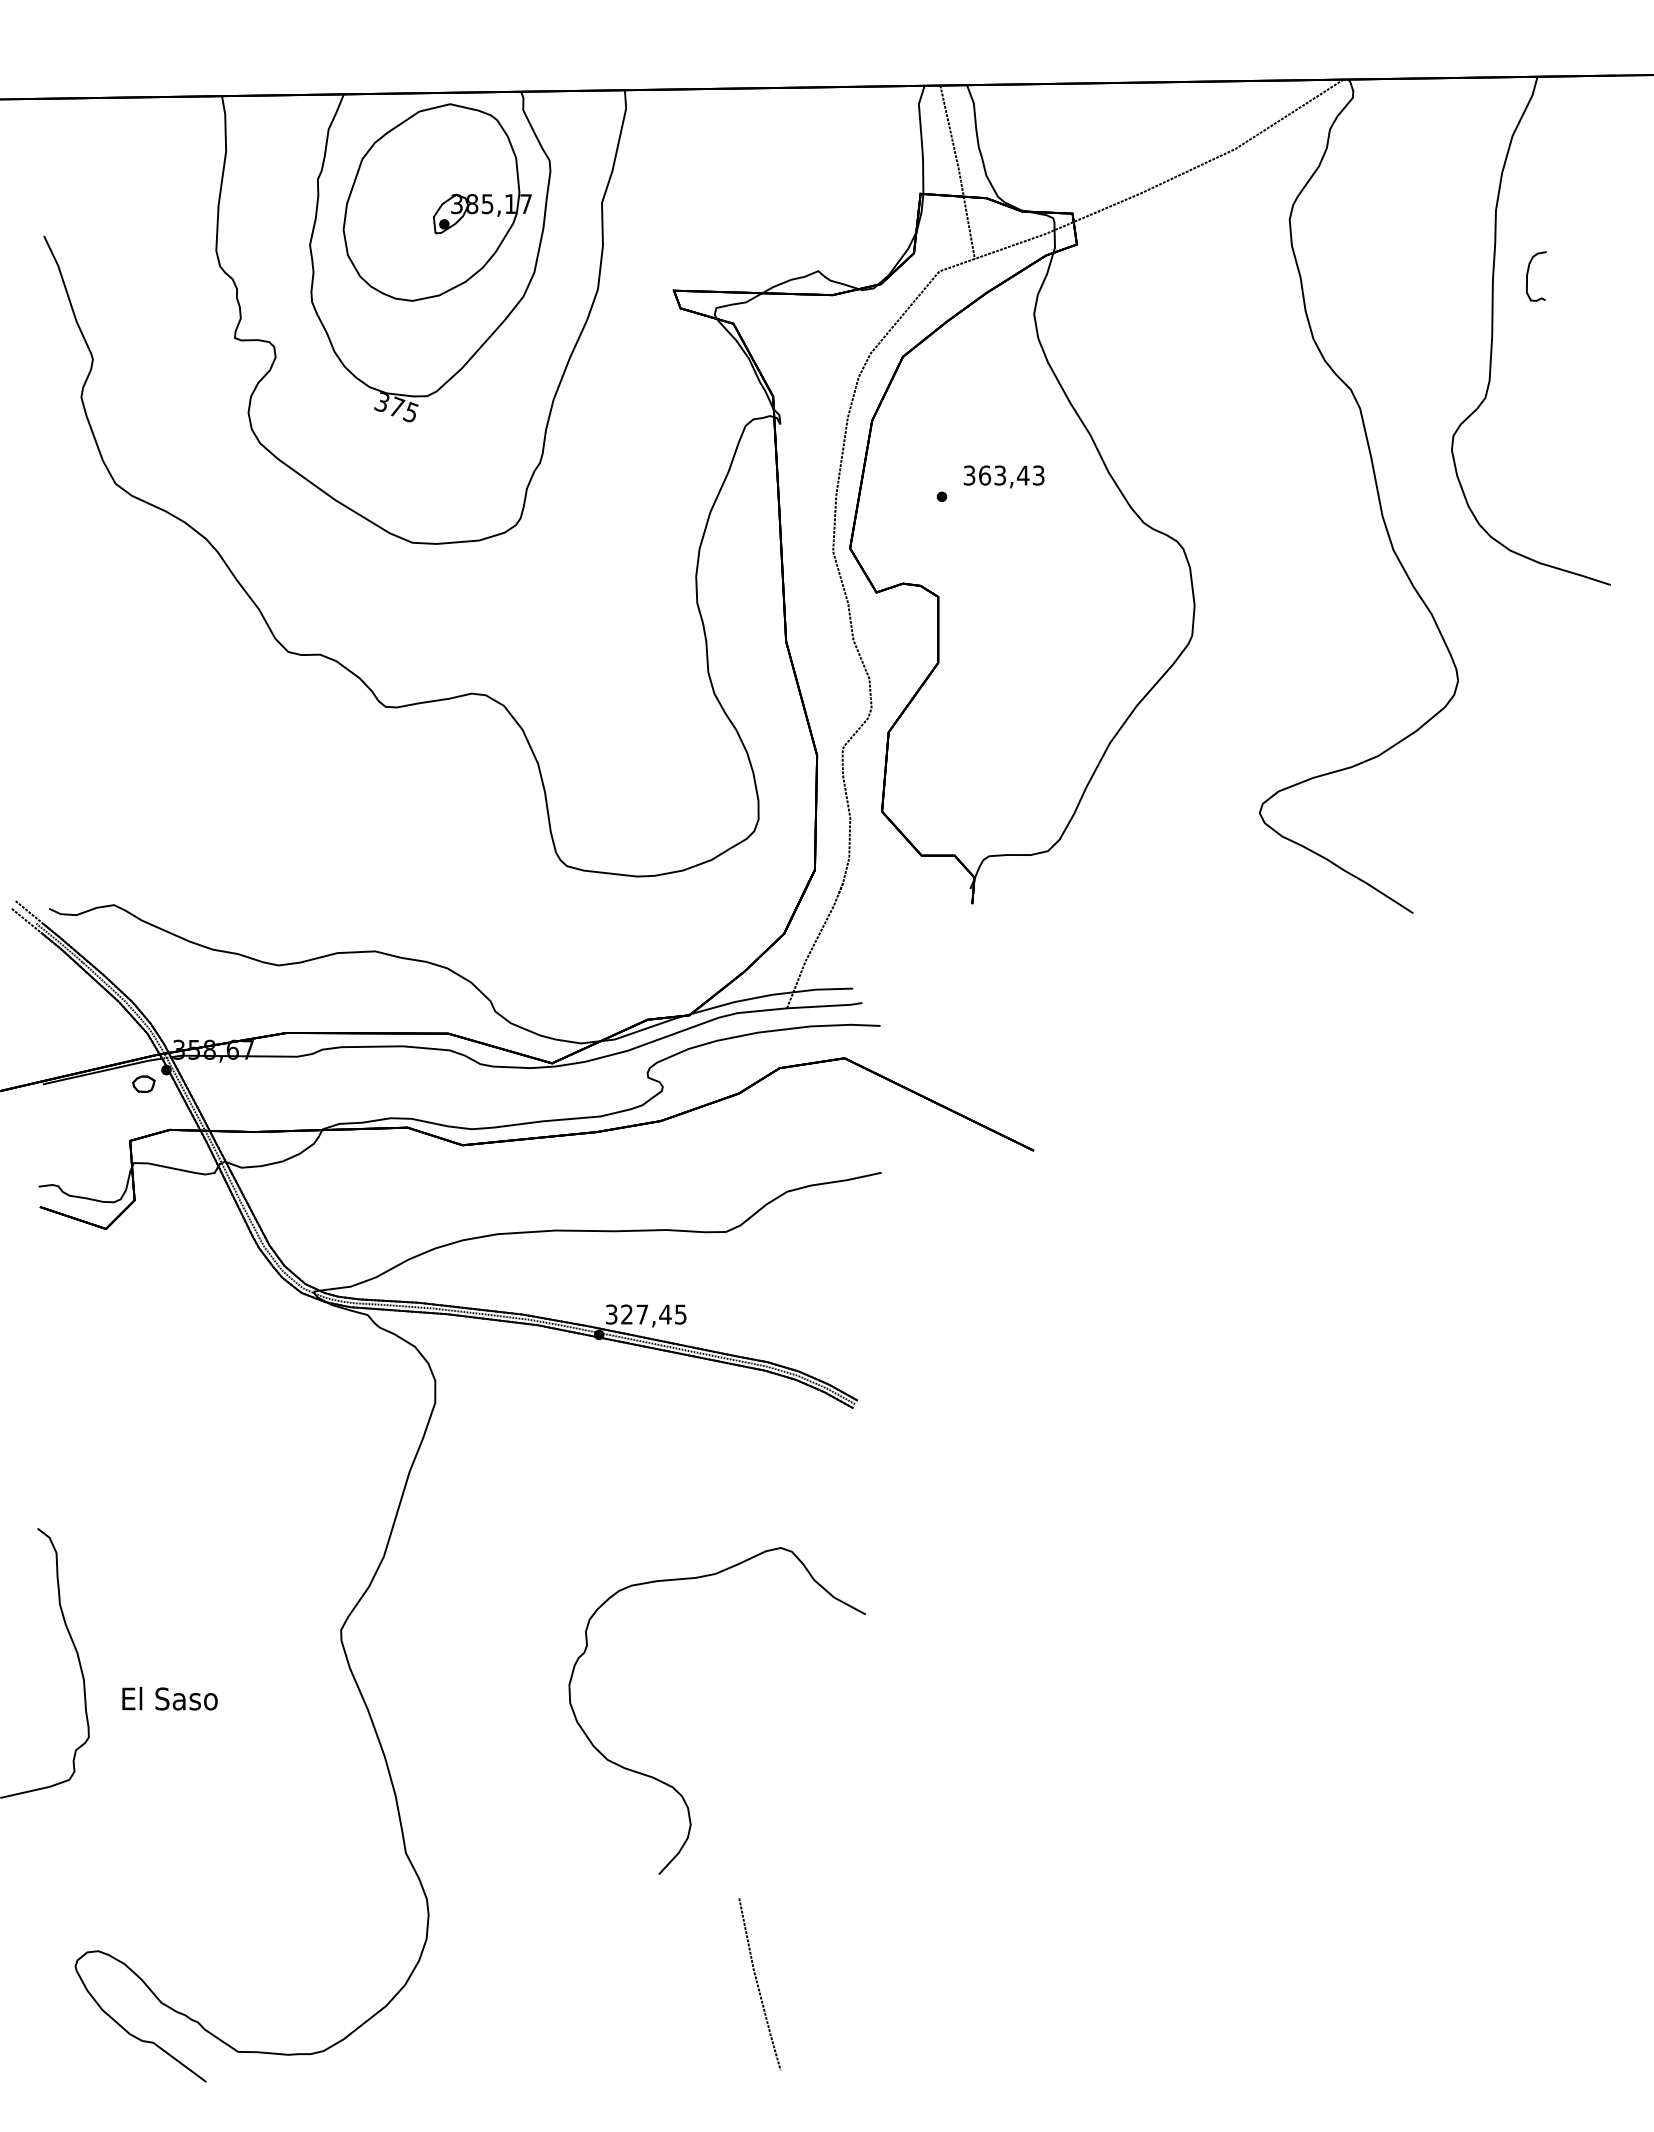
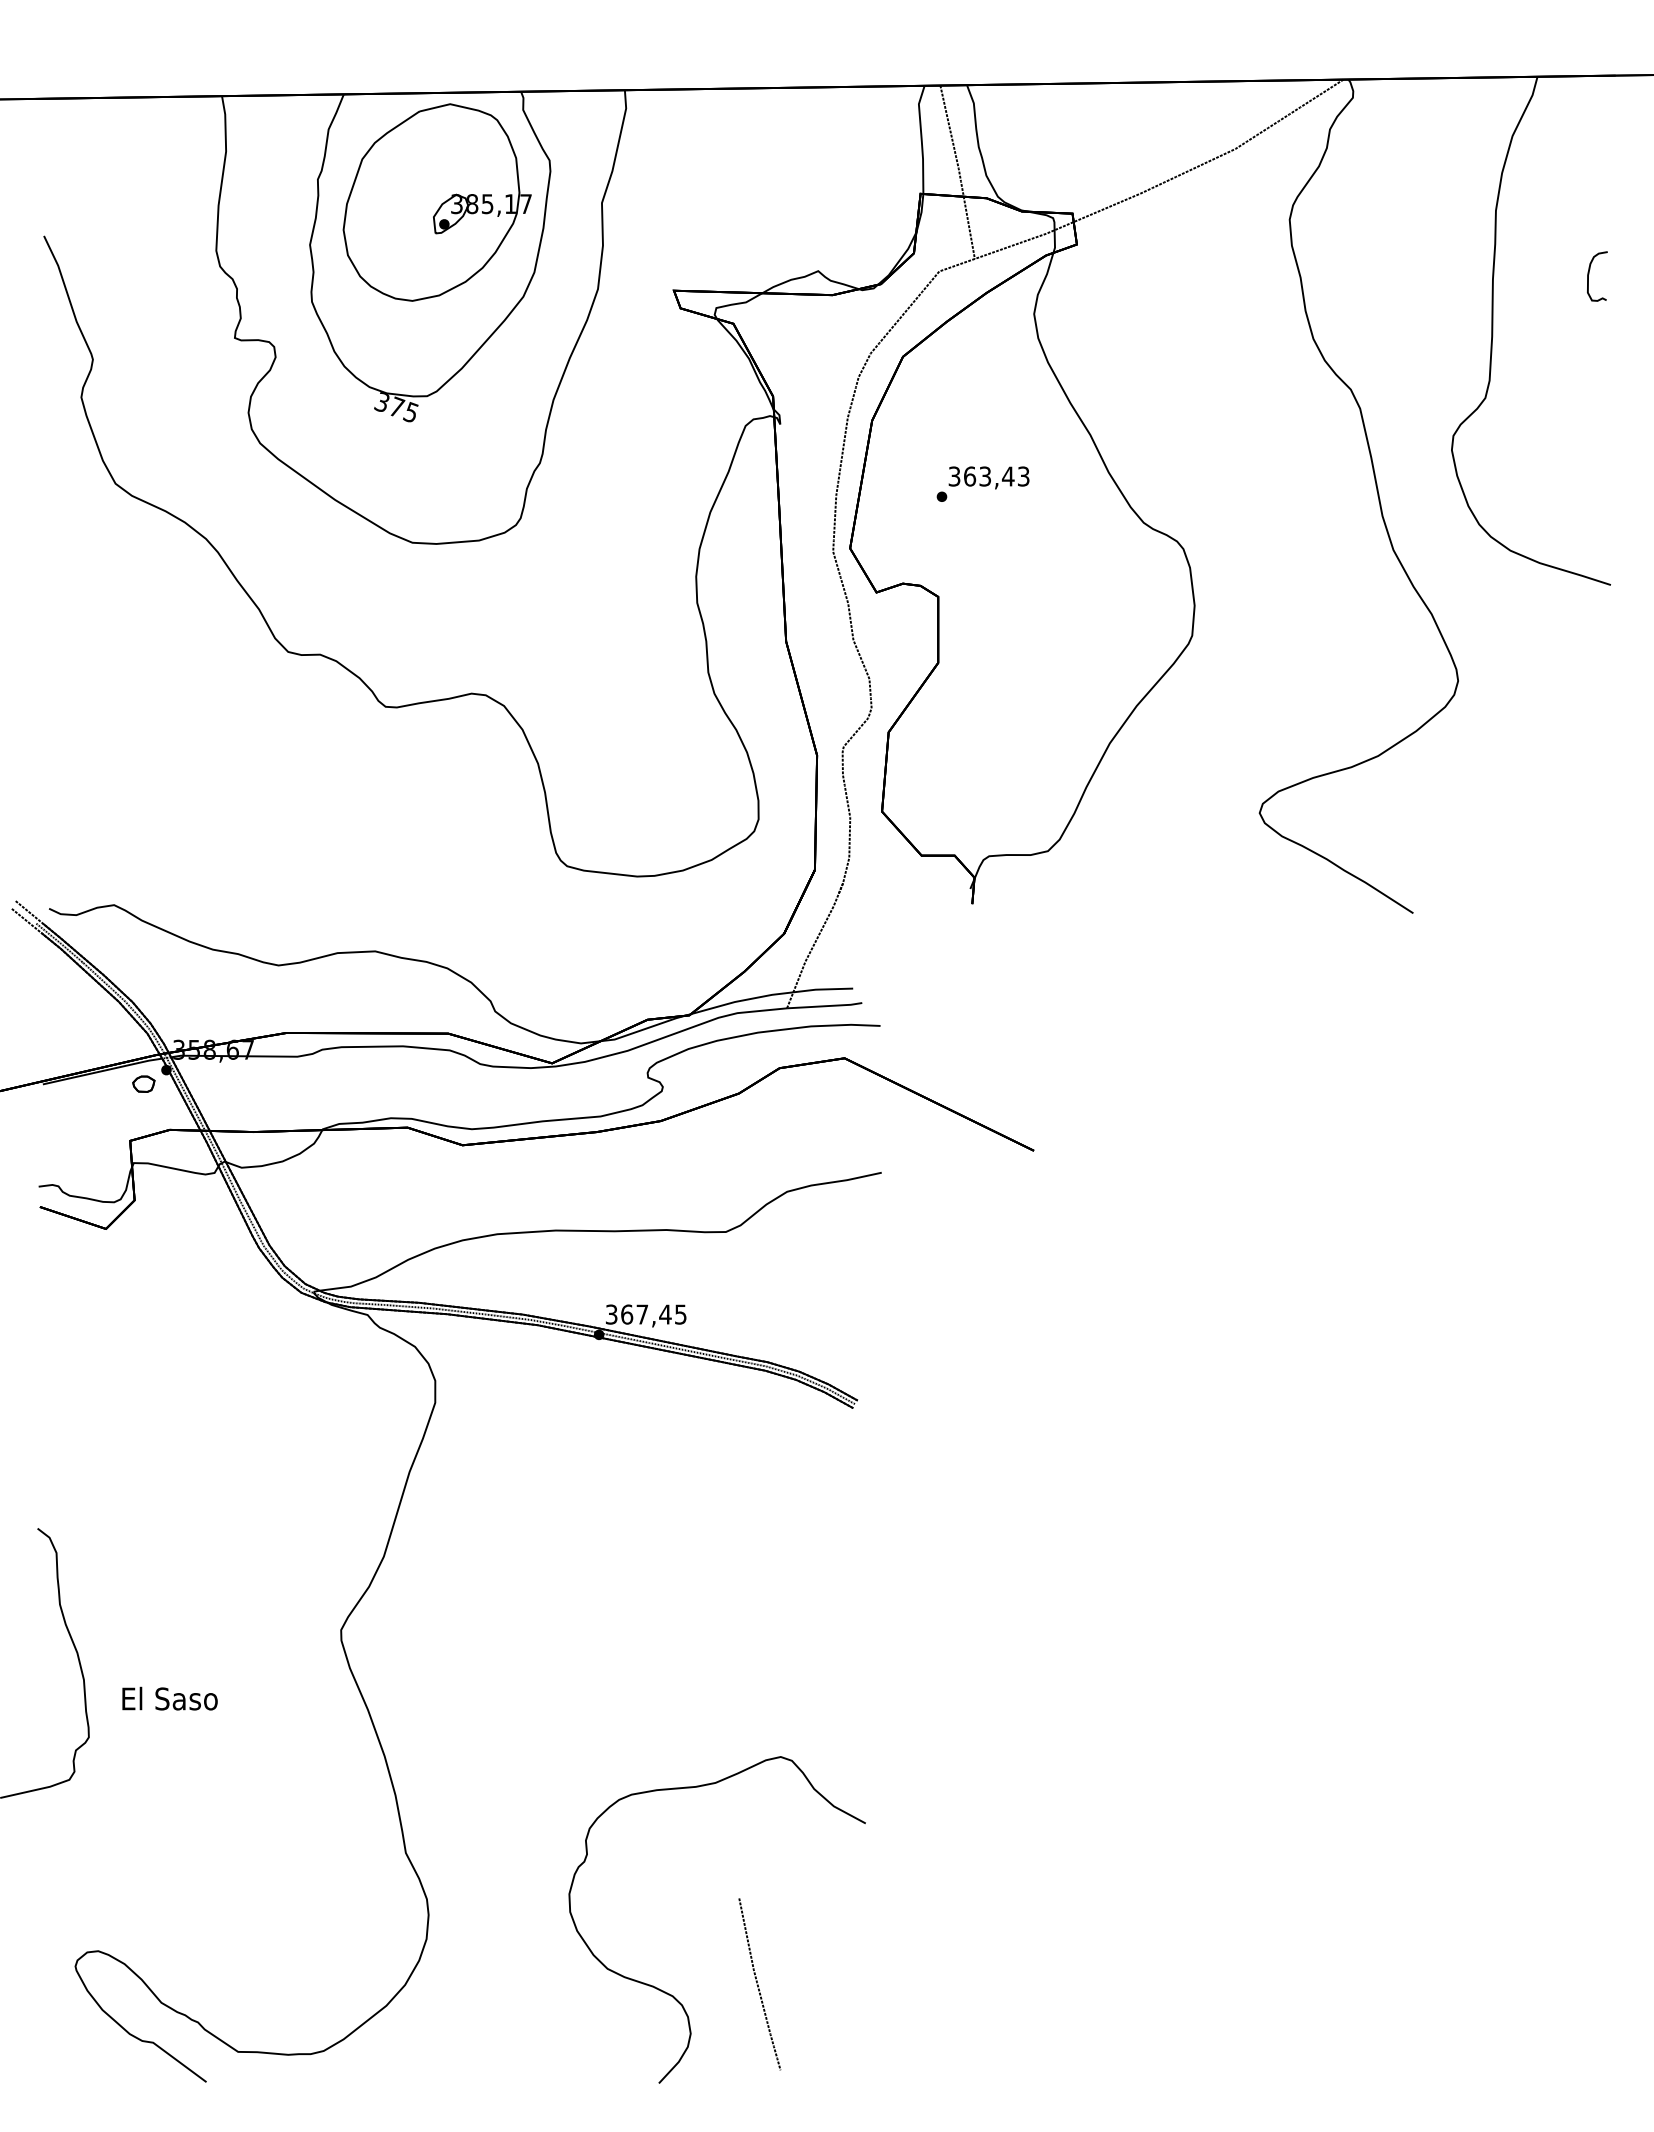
curve position: (1528, 274) -> (1589, 274) (1589, 274)
text position: (1003, 476) -> (988, 477) (988, 477)
text: 327,45 -> 367,45 (627, 1314)
curve position: (673, 1786) -> (673, 1995) (673, 1995)
